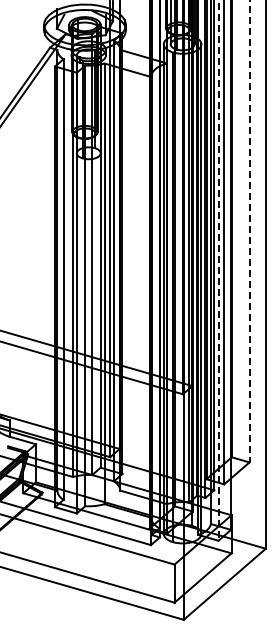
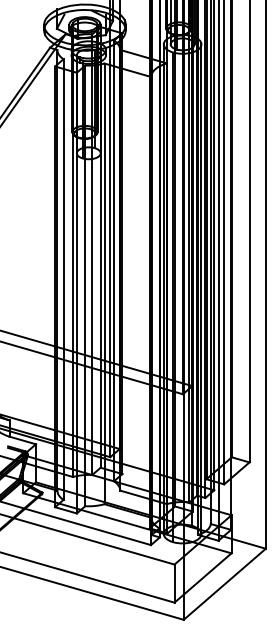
line: dashed -> solid (249, 231)
line: dashed -> solid (218, 271)
